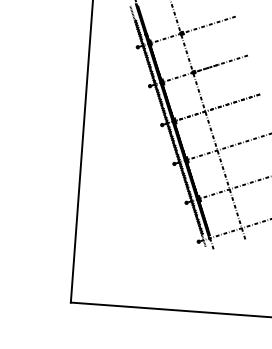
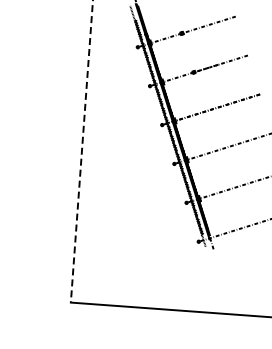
line: present -> none (208, 120)
line: solid -> dashed (81, 152)
